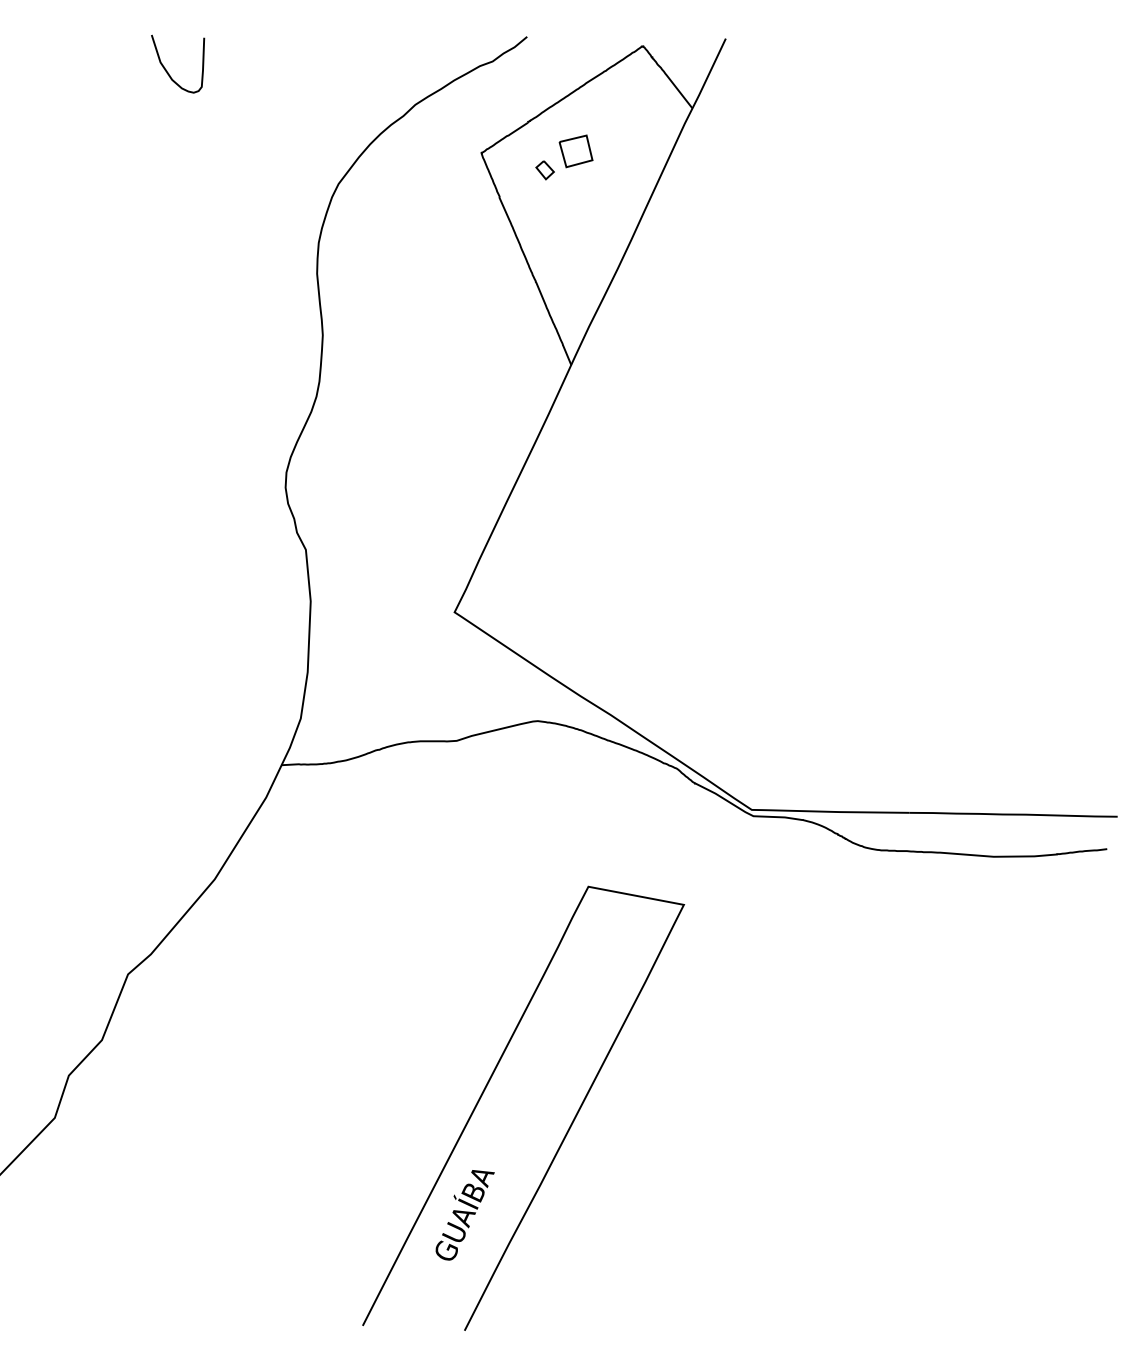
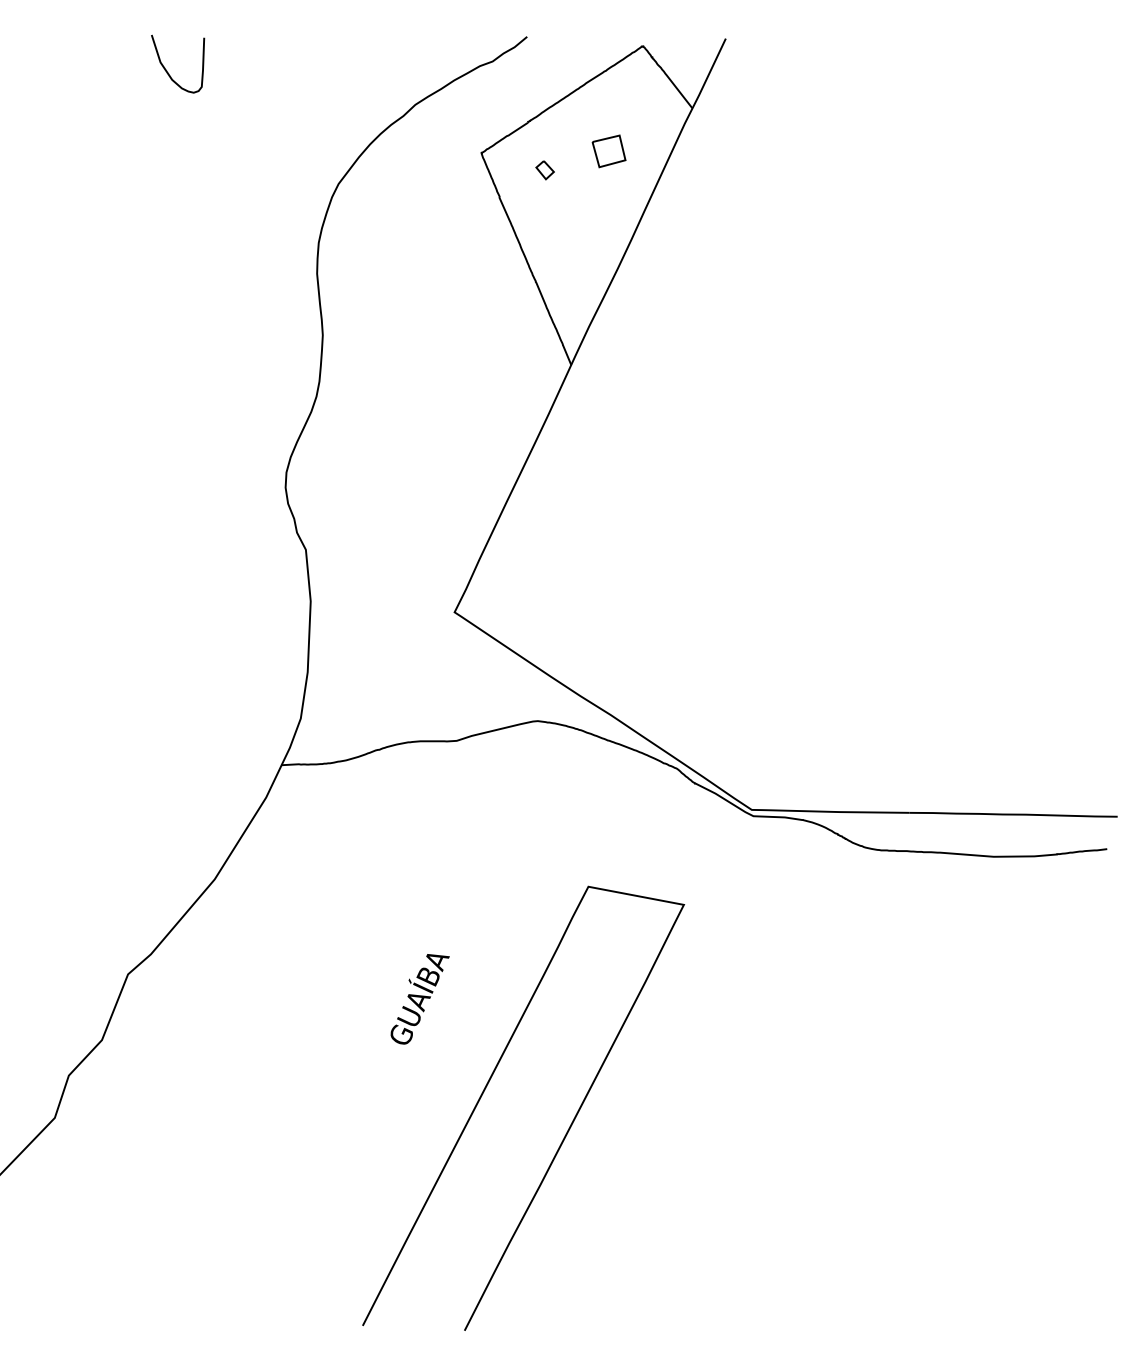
part position: (575, 151) -> (608, 151) (608, 151)
text position: (464, 1215) -> (419, 999) (419, 999)
